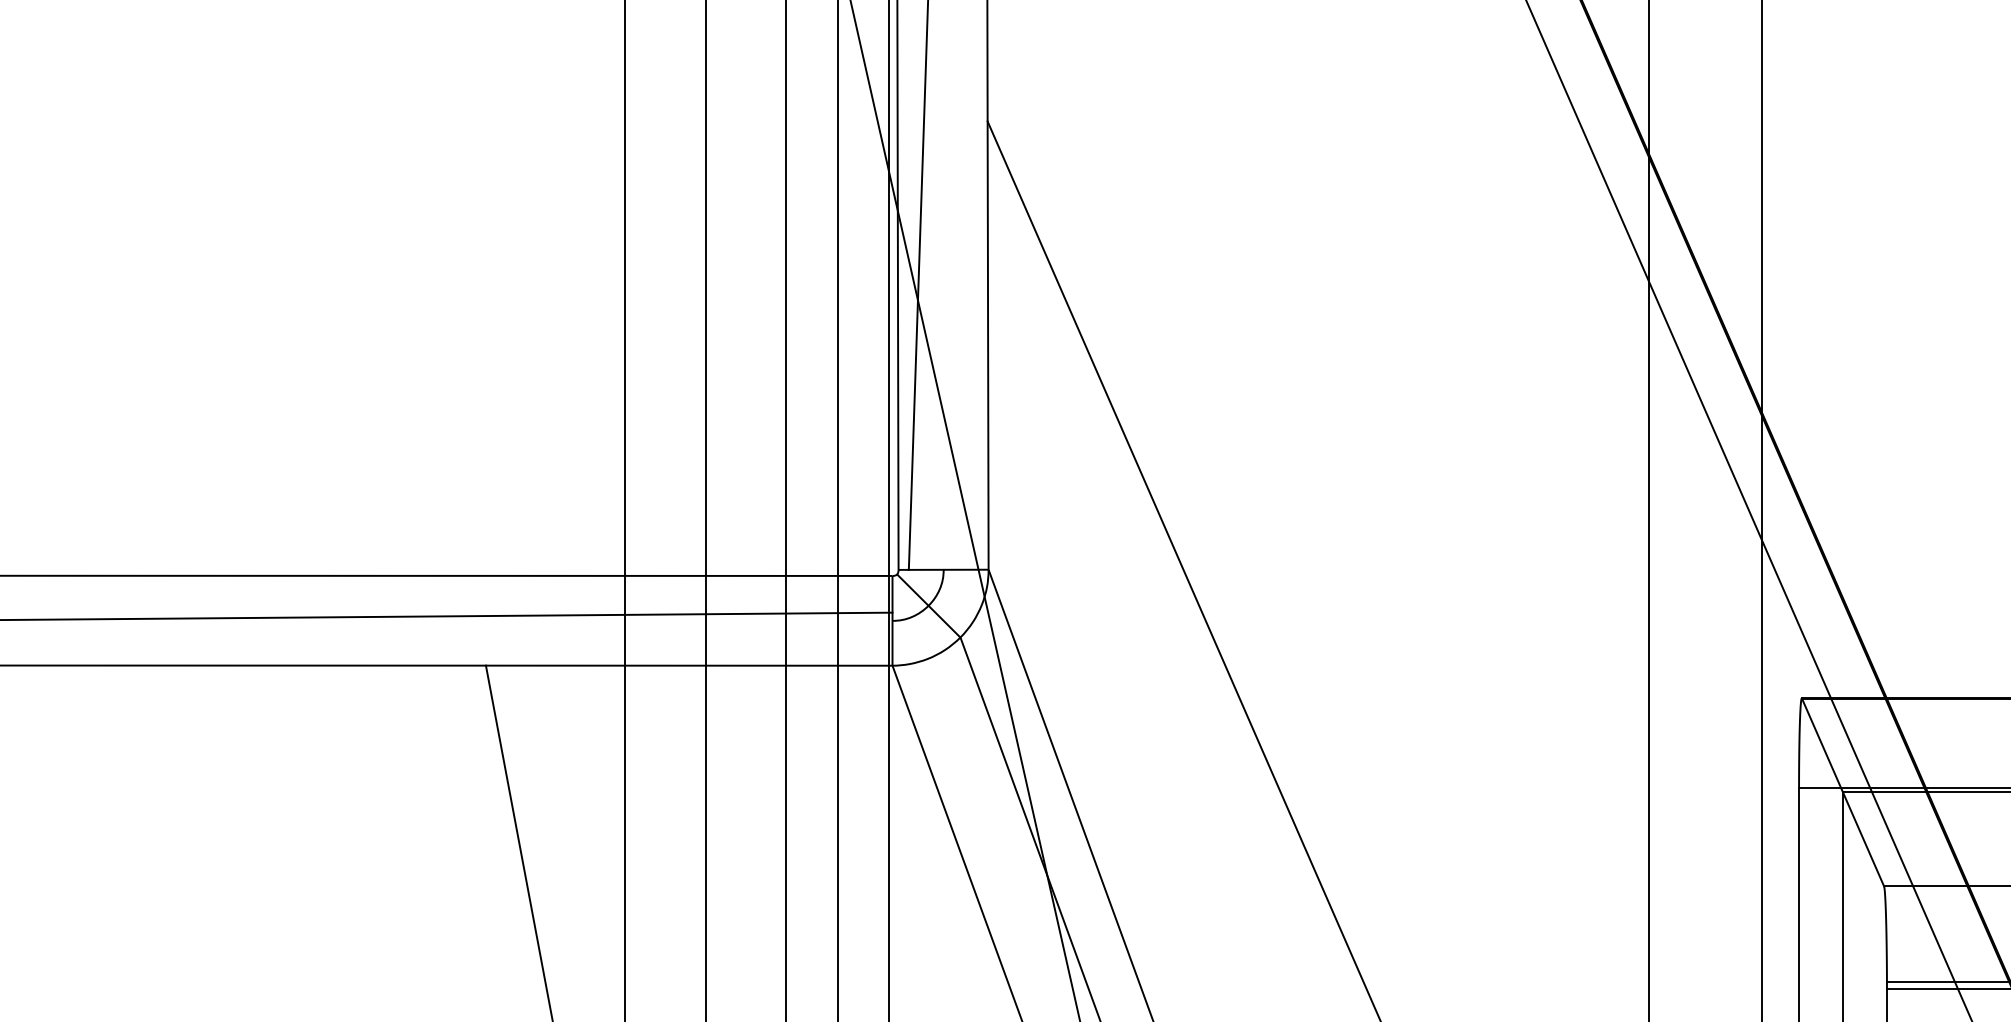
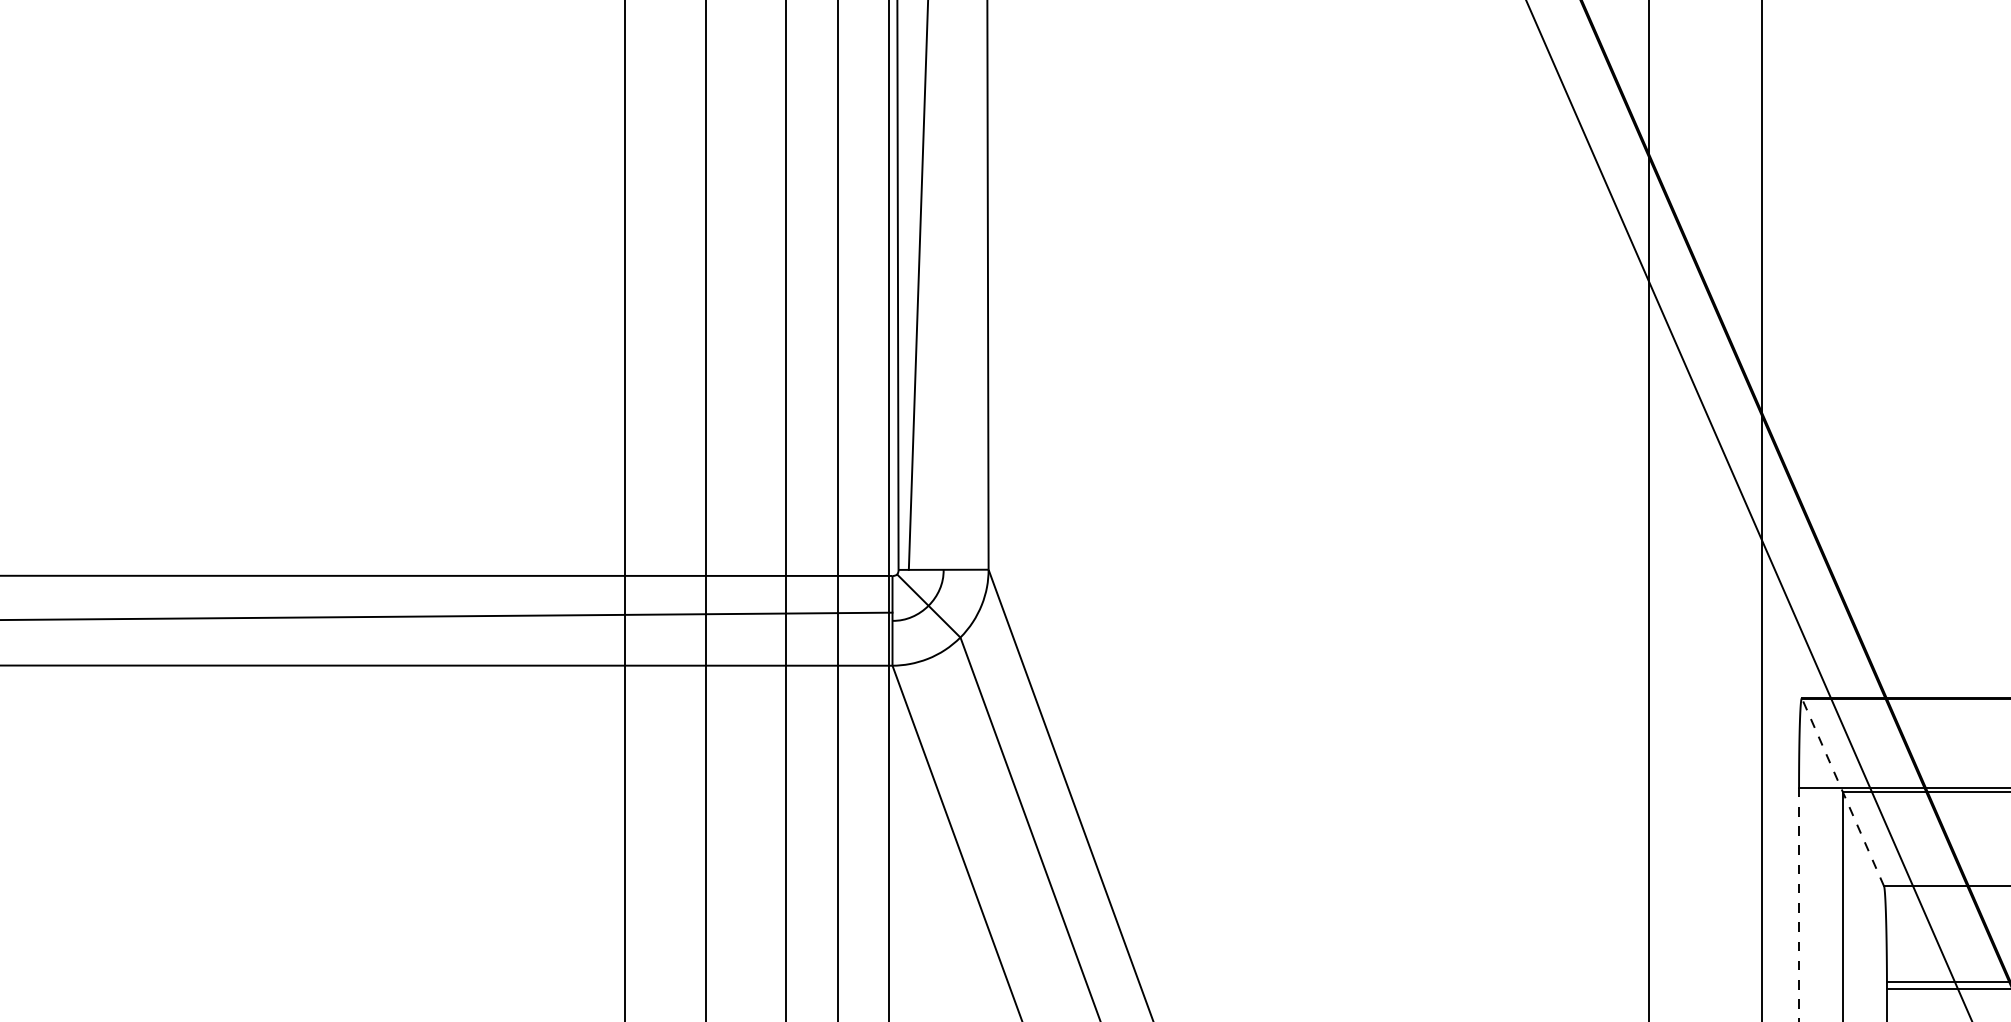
line: present -> none (965, 510)
line: present -> none (1183, 569)
line: solid -> dashed (1842, 792)
line: present -> none (518, 841)
line: solid -> dashed (1799, 904)
